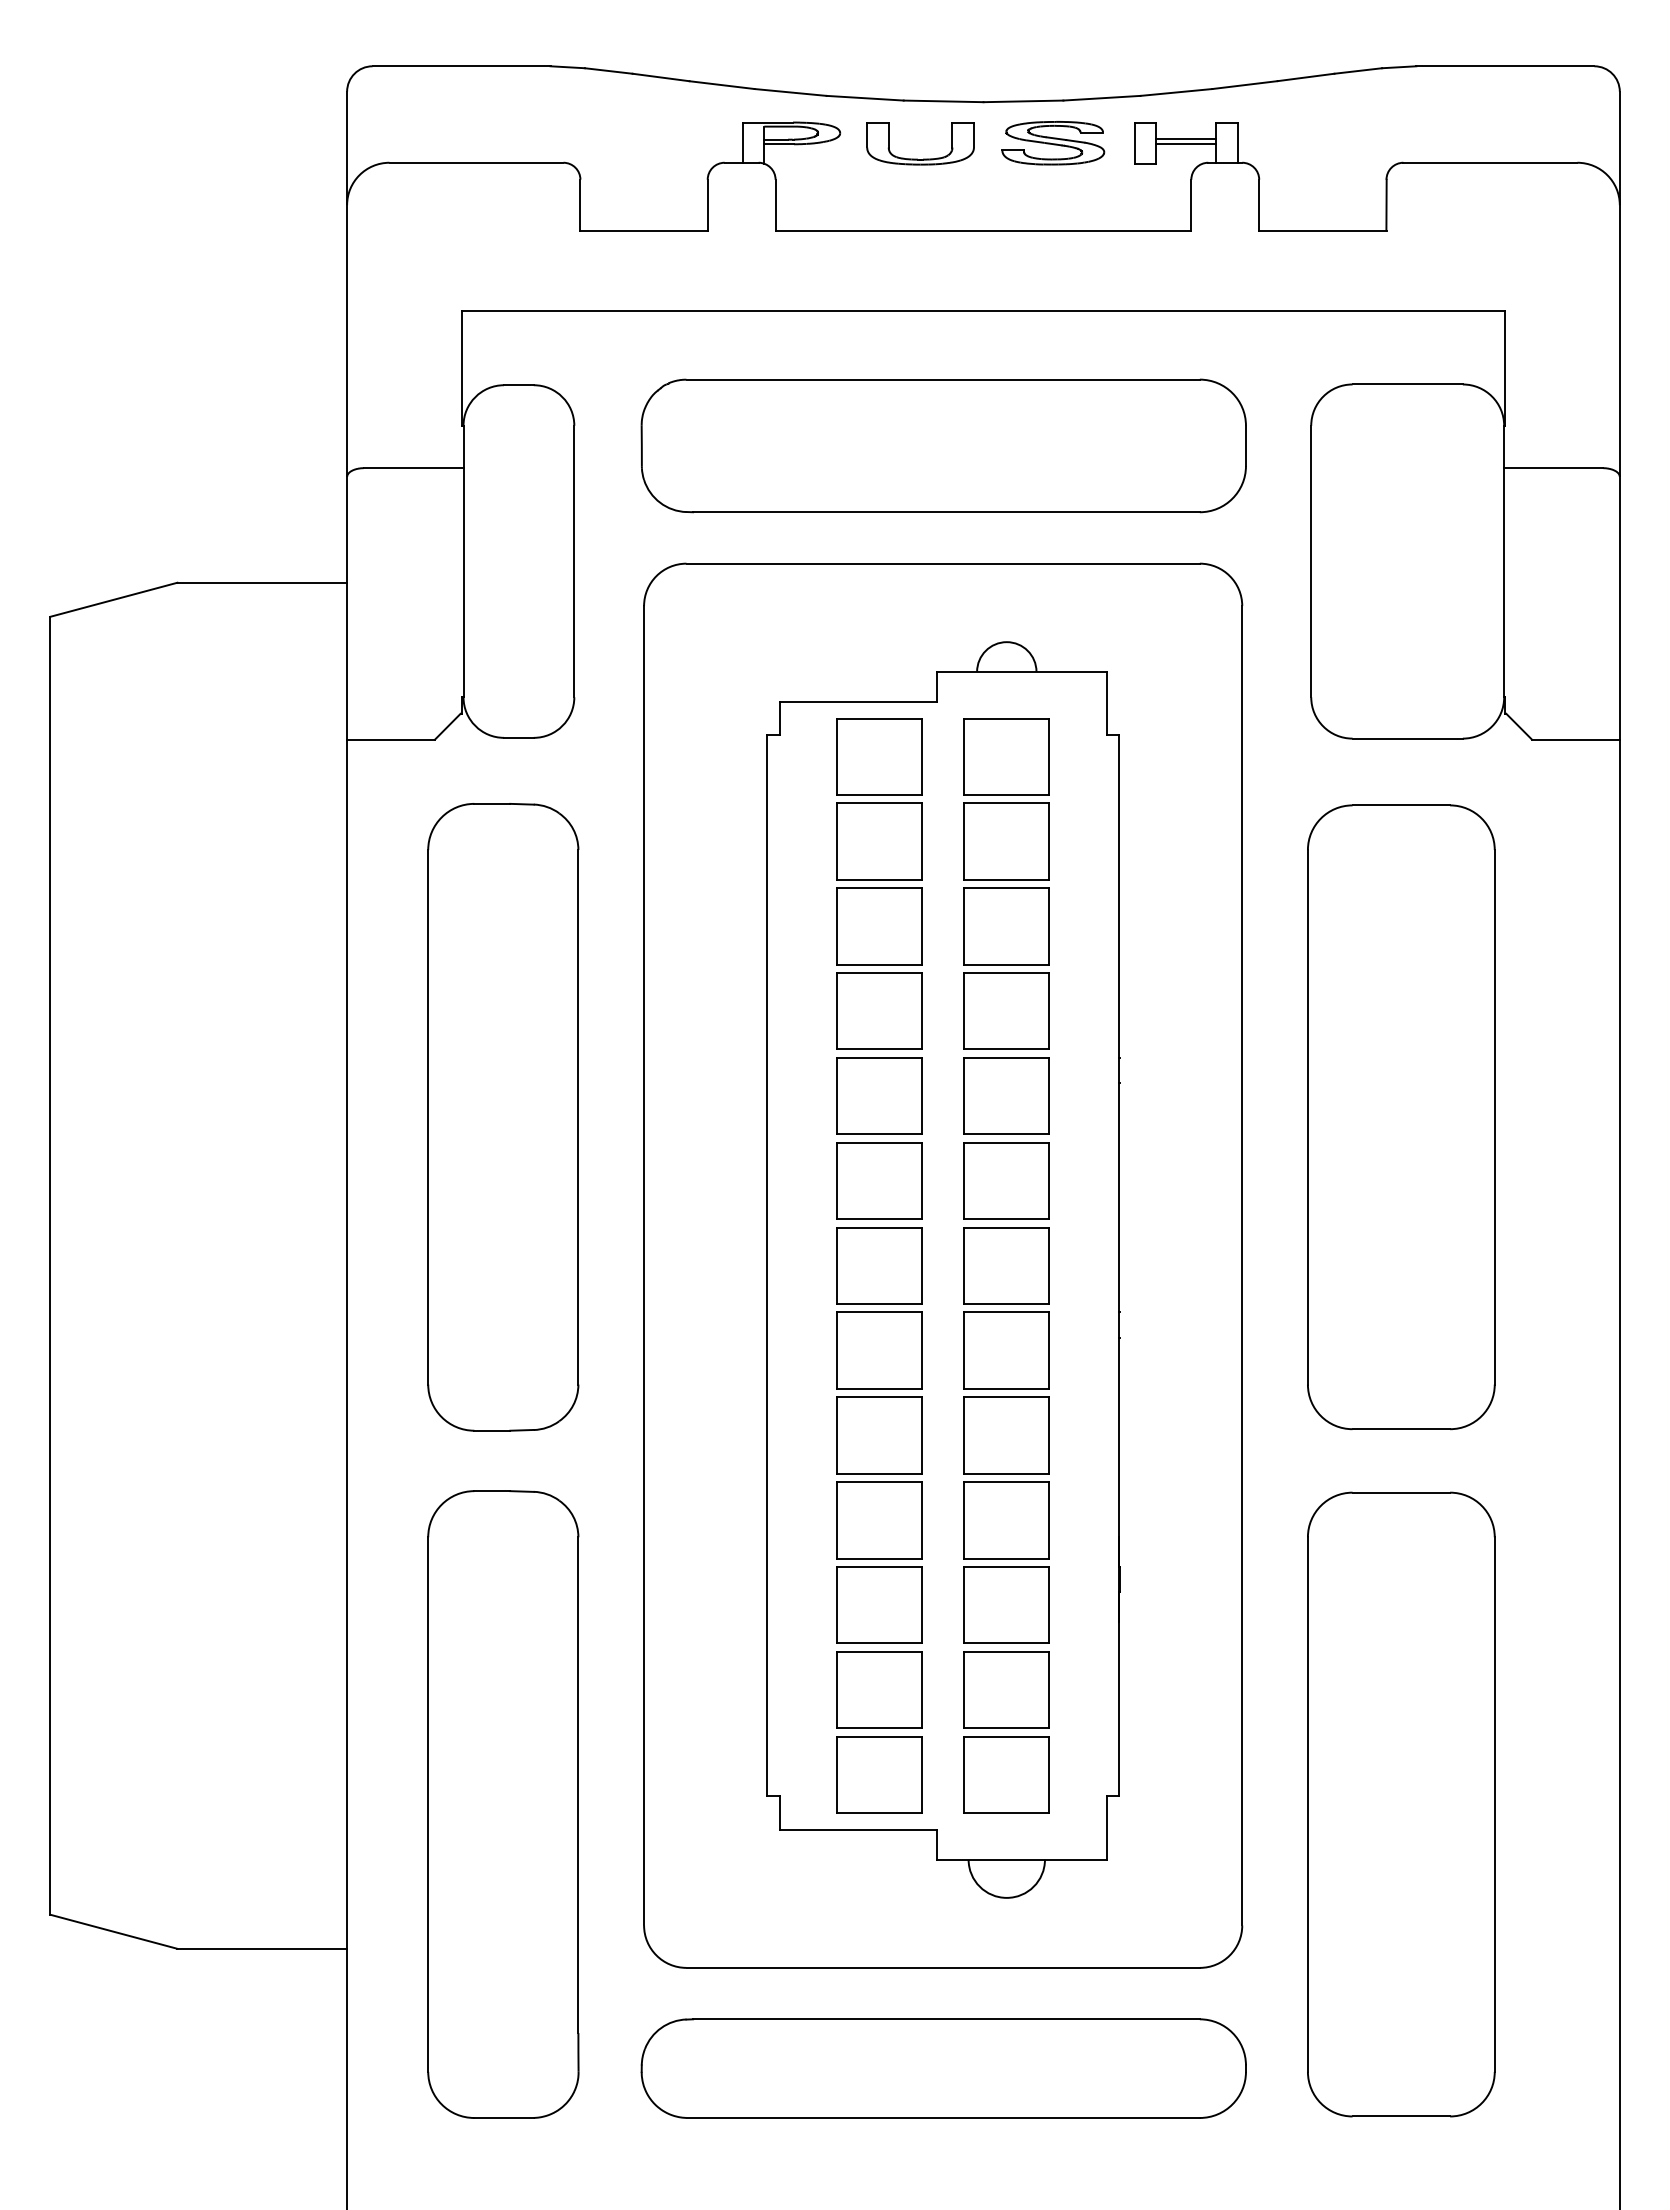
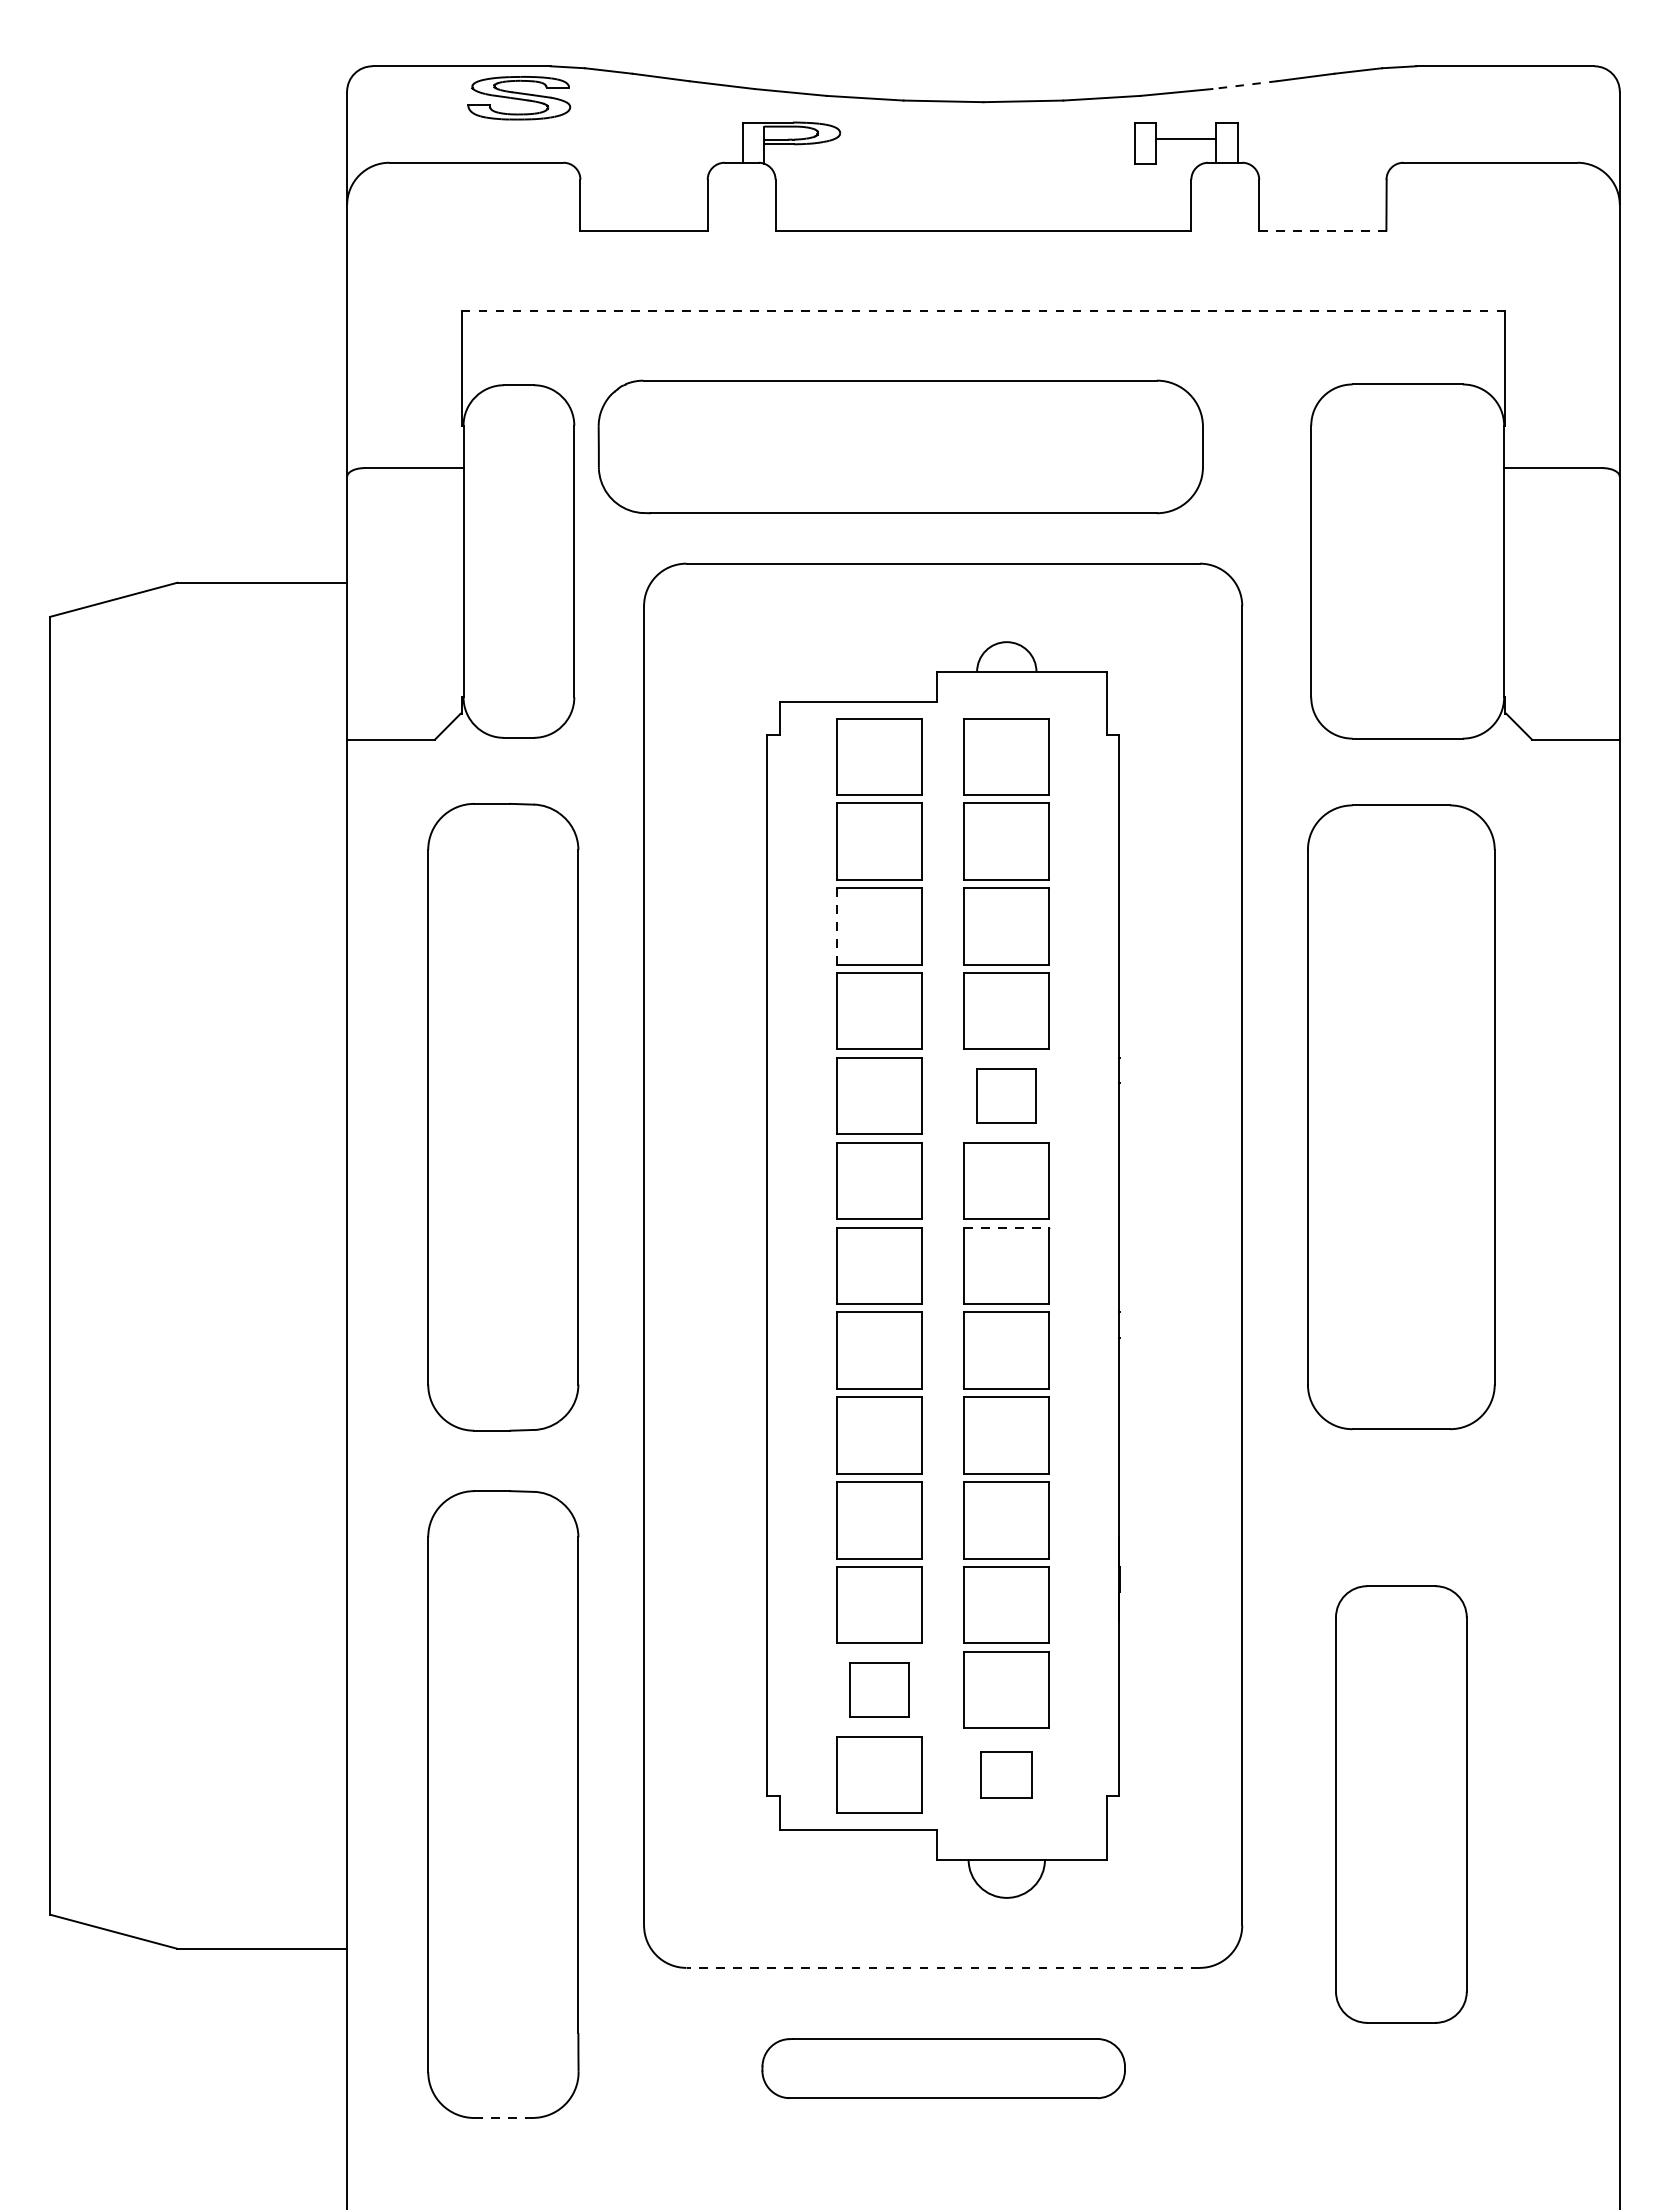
line: solid -> dashed (1245, 85)
part position: (1053, 143) -> (519, 98) (519, 98)
line: present -> none (1185, 143)
part: present -> none (917, 158)
line: solid -> dashed (1322, 230)
line: solid -> dashed (983, 311)
part position: (943, 445) -> (900, 446) (900, 446)
line: solid -> dashed (837, 925)
part size: 87x78 px -> 61x56 px (1006, 1095)
line: solid -> dashed (1007, 1227)
part size: 87x78 px -> 61x56 px (879, 1689)
part size: 87x78 px -> 53x48 px (1006, 1774)
part size: 189x627 px -> 133x439 px (1401, 1804)
line: solid -> dashed (943, 1967)
part size: 607x101 px -> 365x61 px (943, 2068)
line: solid -> dashed (504, 2117)
